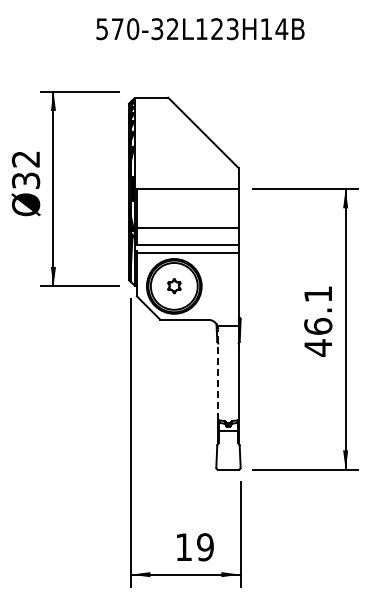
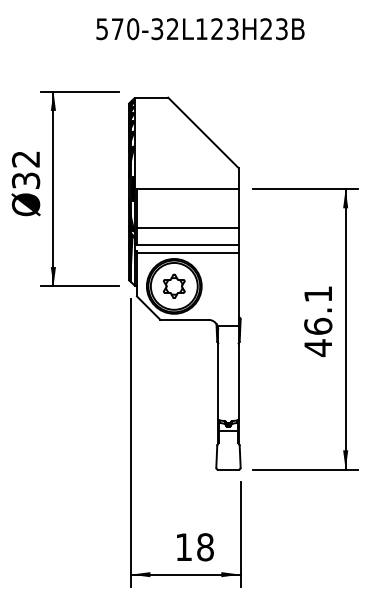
text: 570-32L123H14B -> 570-32L123H23B (274, 29)
part size: 15x17 px -> 23x26 px (174, 285)
line: dashed -> solid (218, 374)
text: 19 -> 18 (205, 547)
